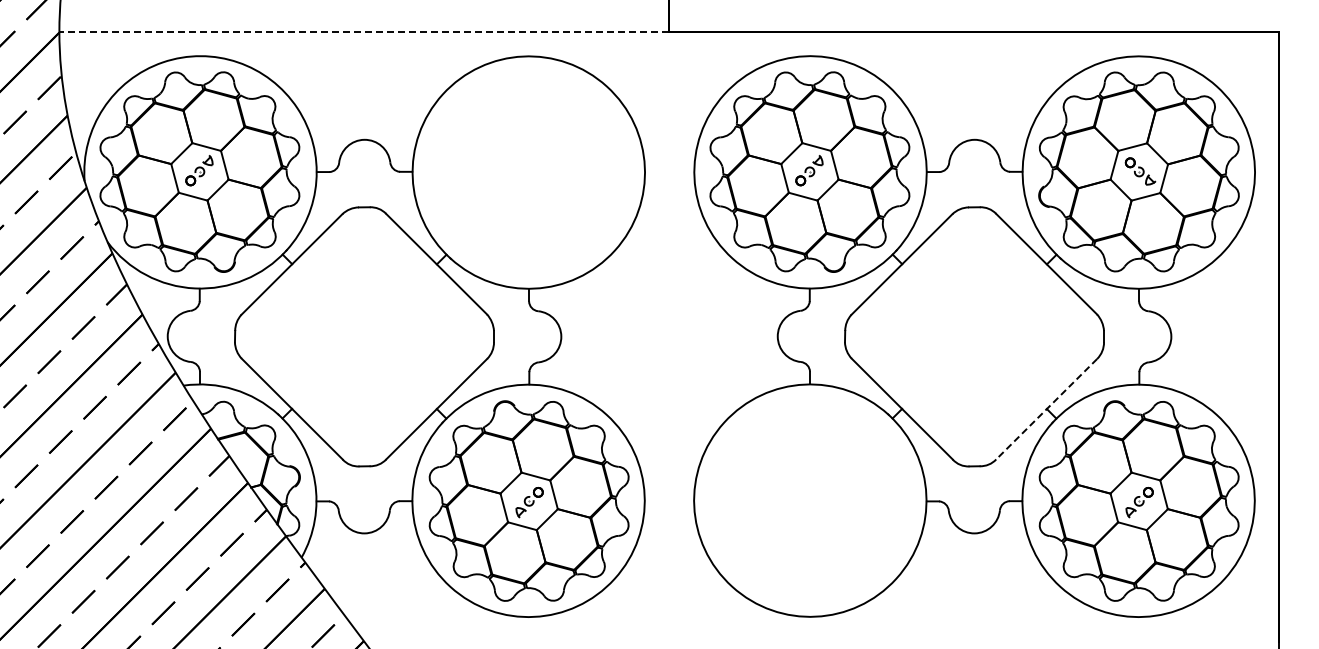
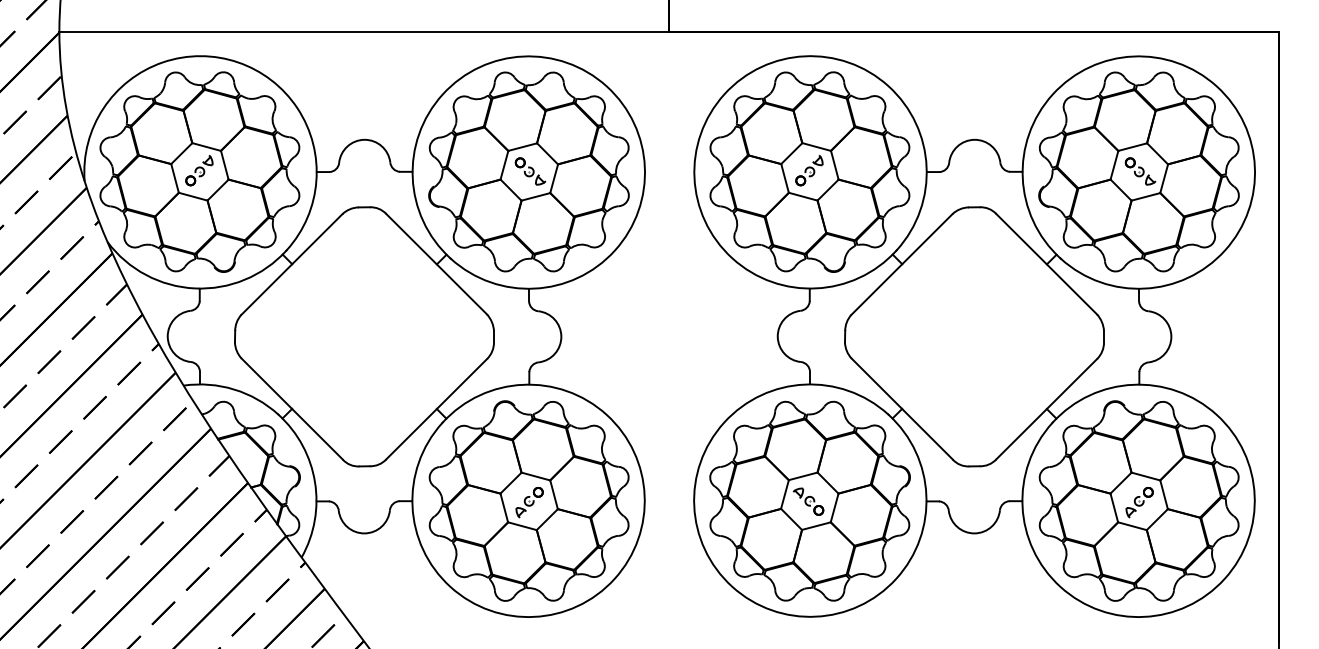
line: dashed -> solid (363, 31)
part: none -> present (528, 171)
line: dashed -> solid (1046, 409)
part: none -> present (809, 500)
